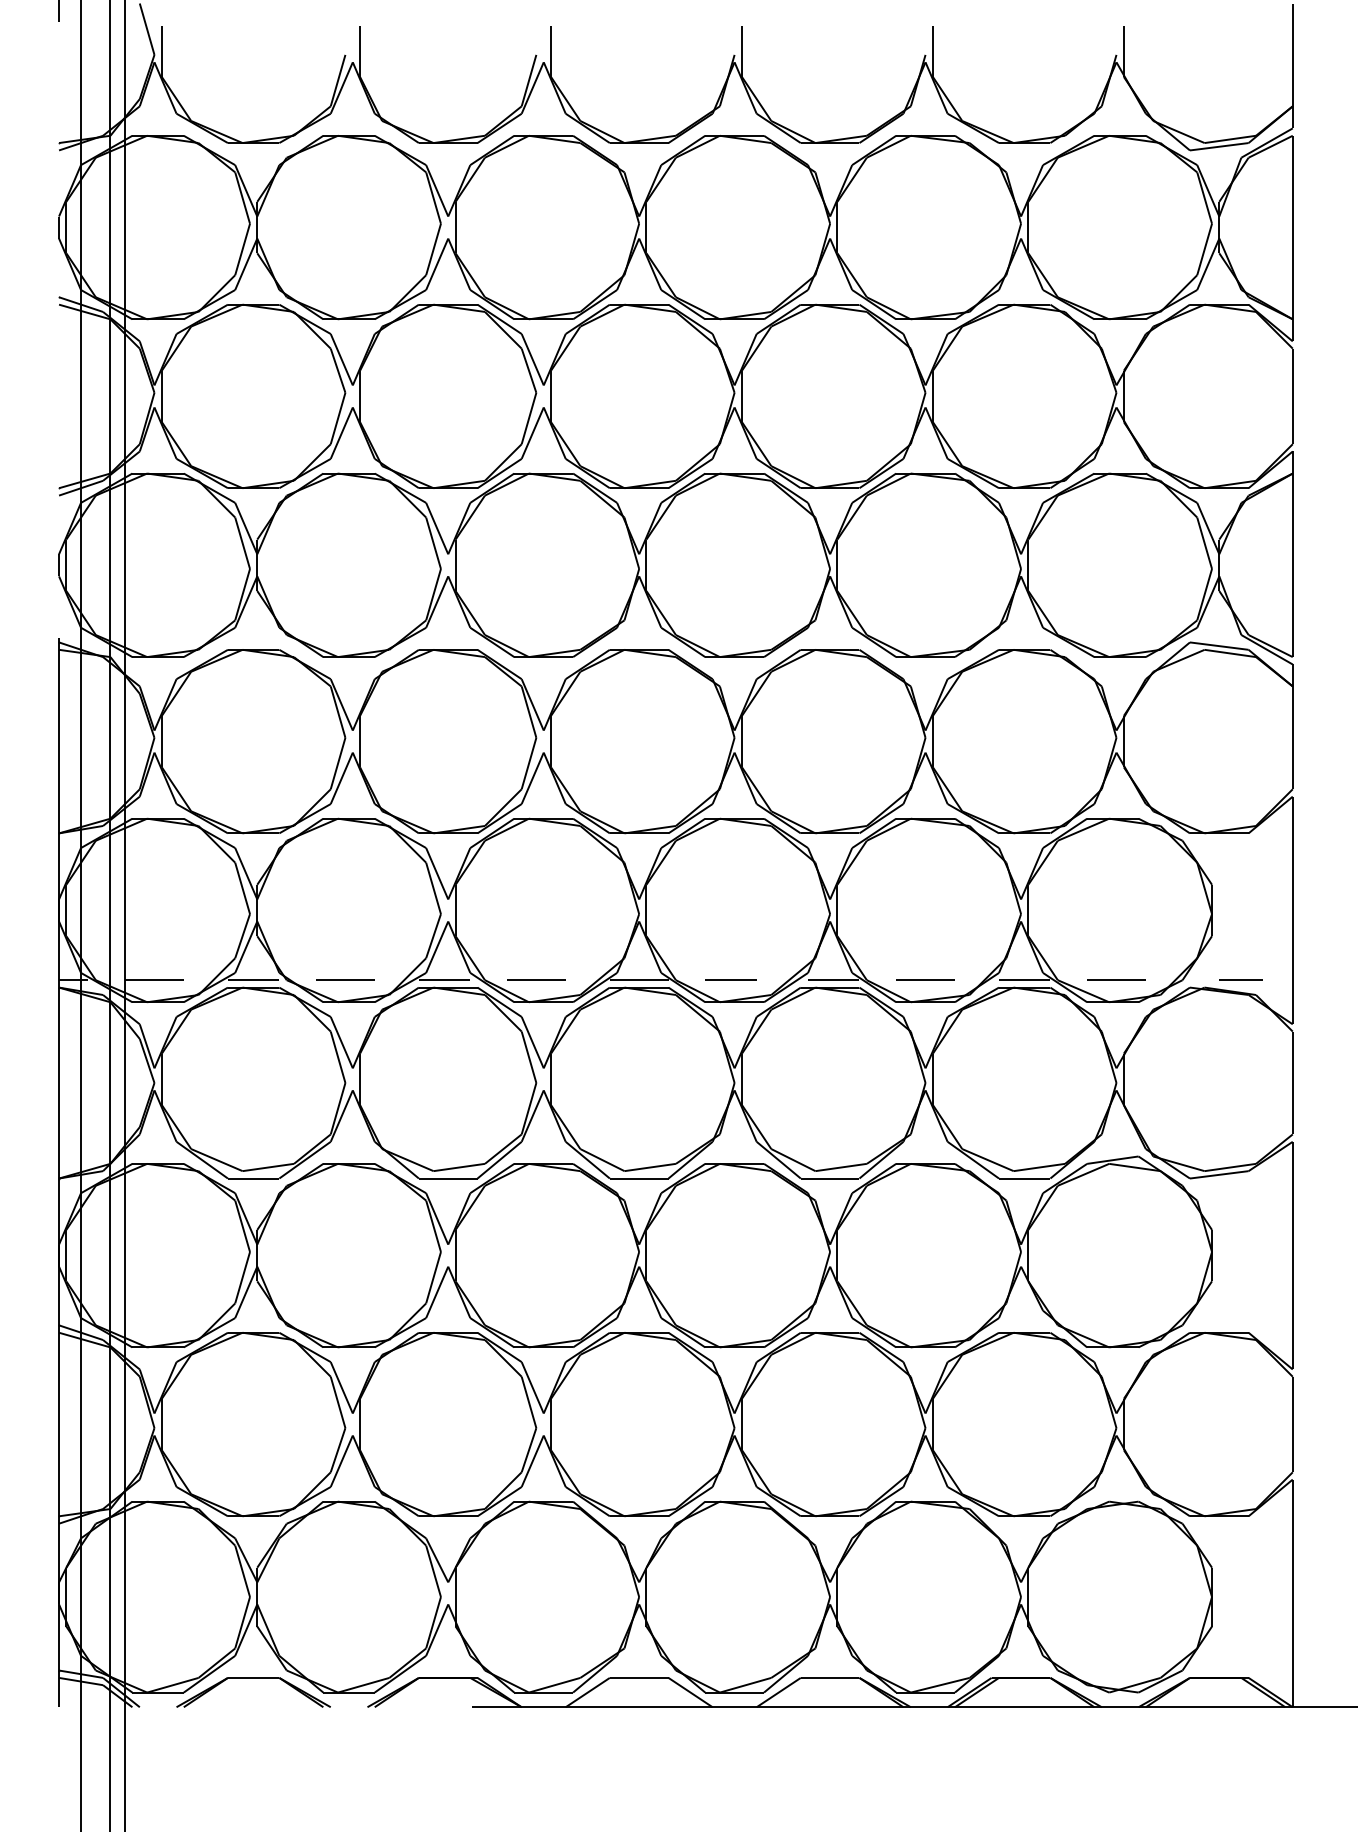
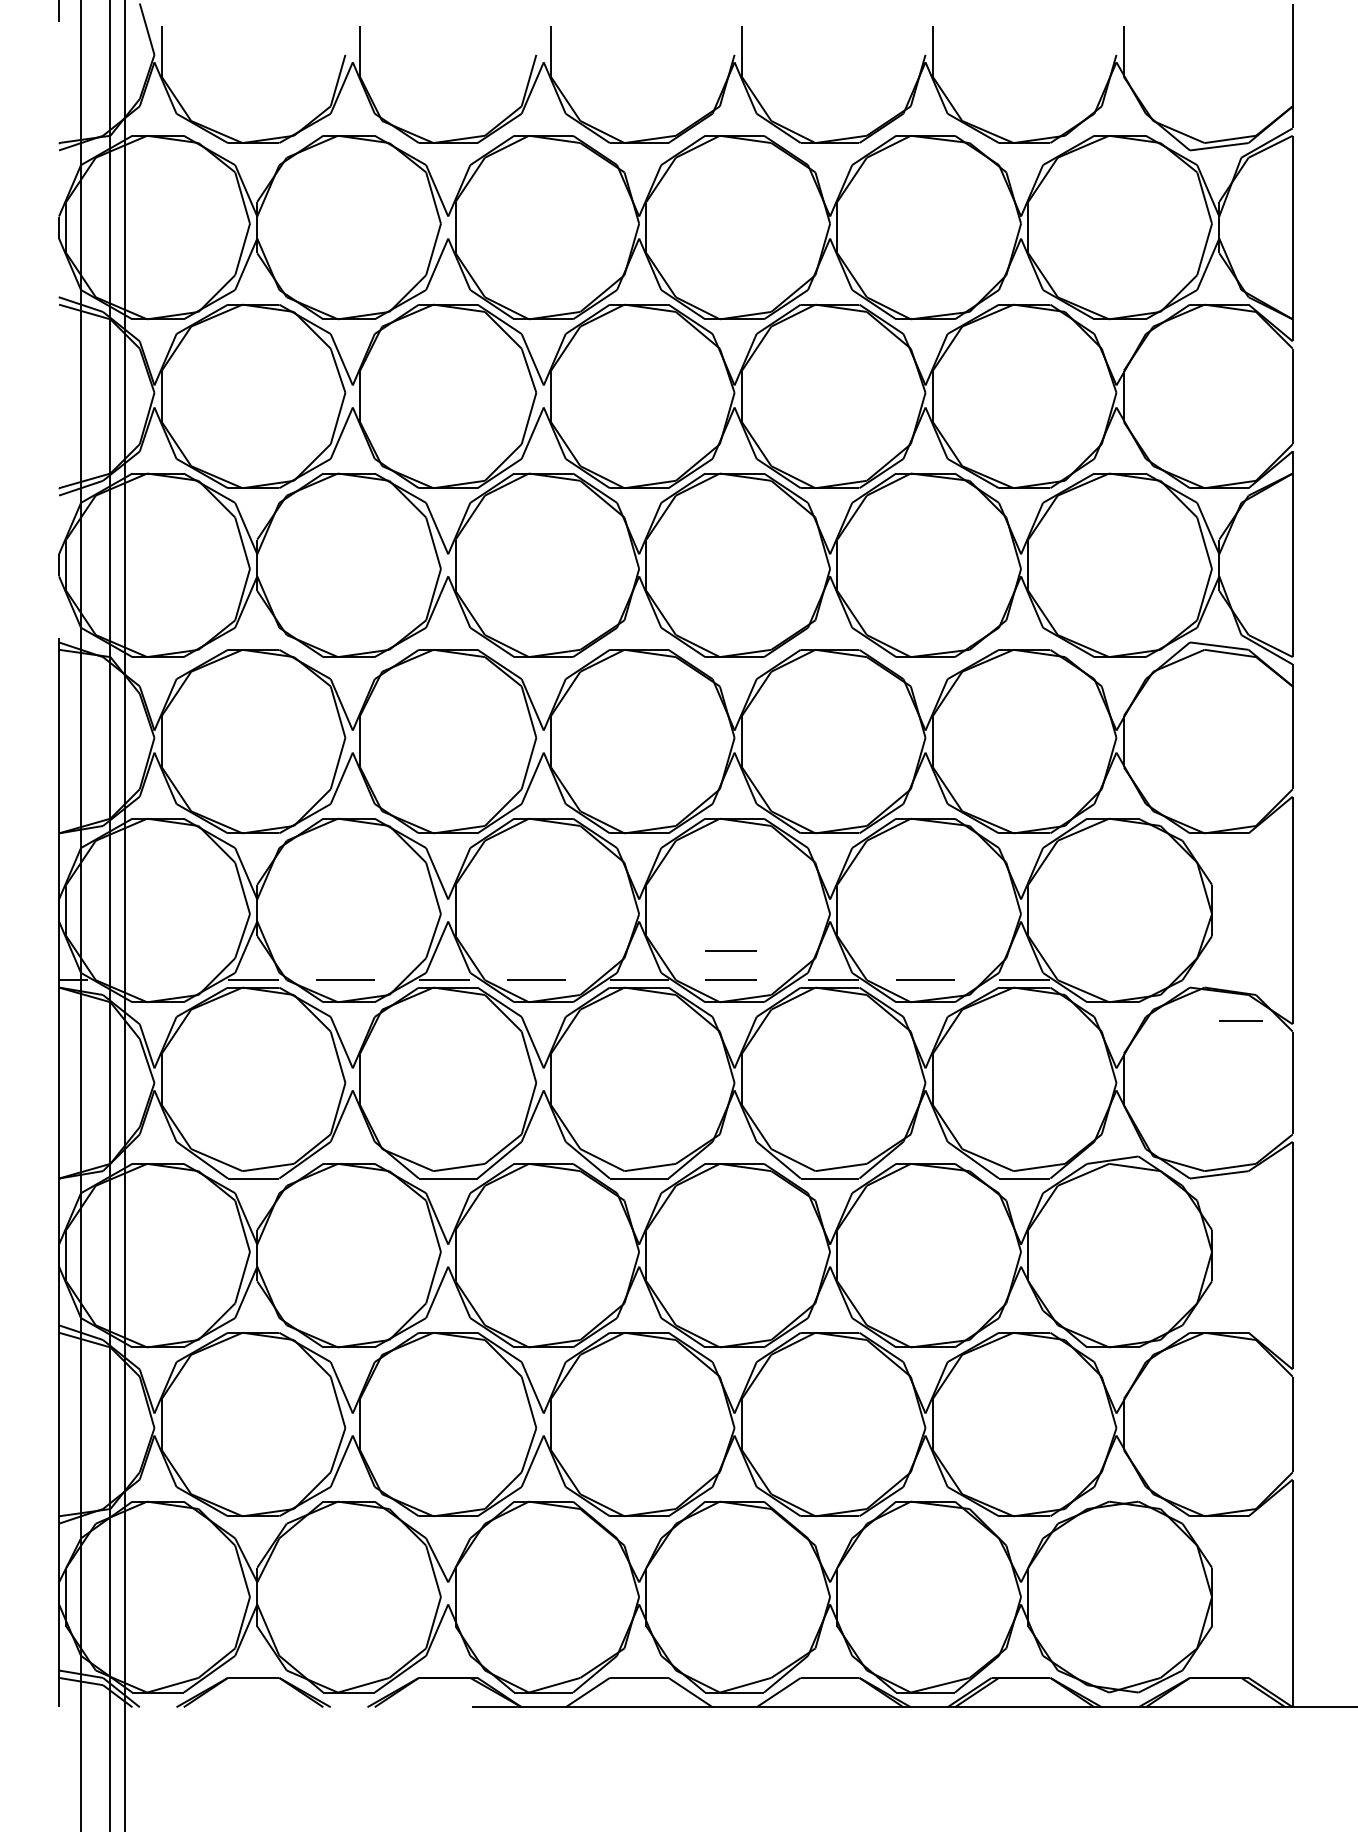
line: none -> present (730, 950)
line position: (1240, 979) -> (1240, 1020) (1240, 1020)
line: present -> none (154, 980)
line: present -> none (1116, 980)
